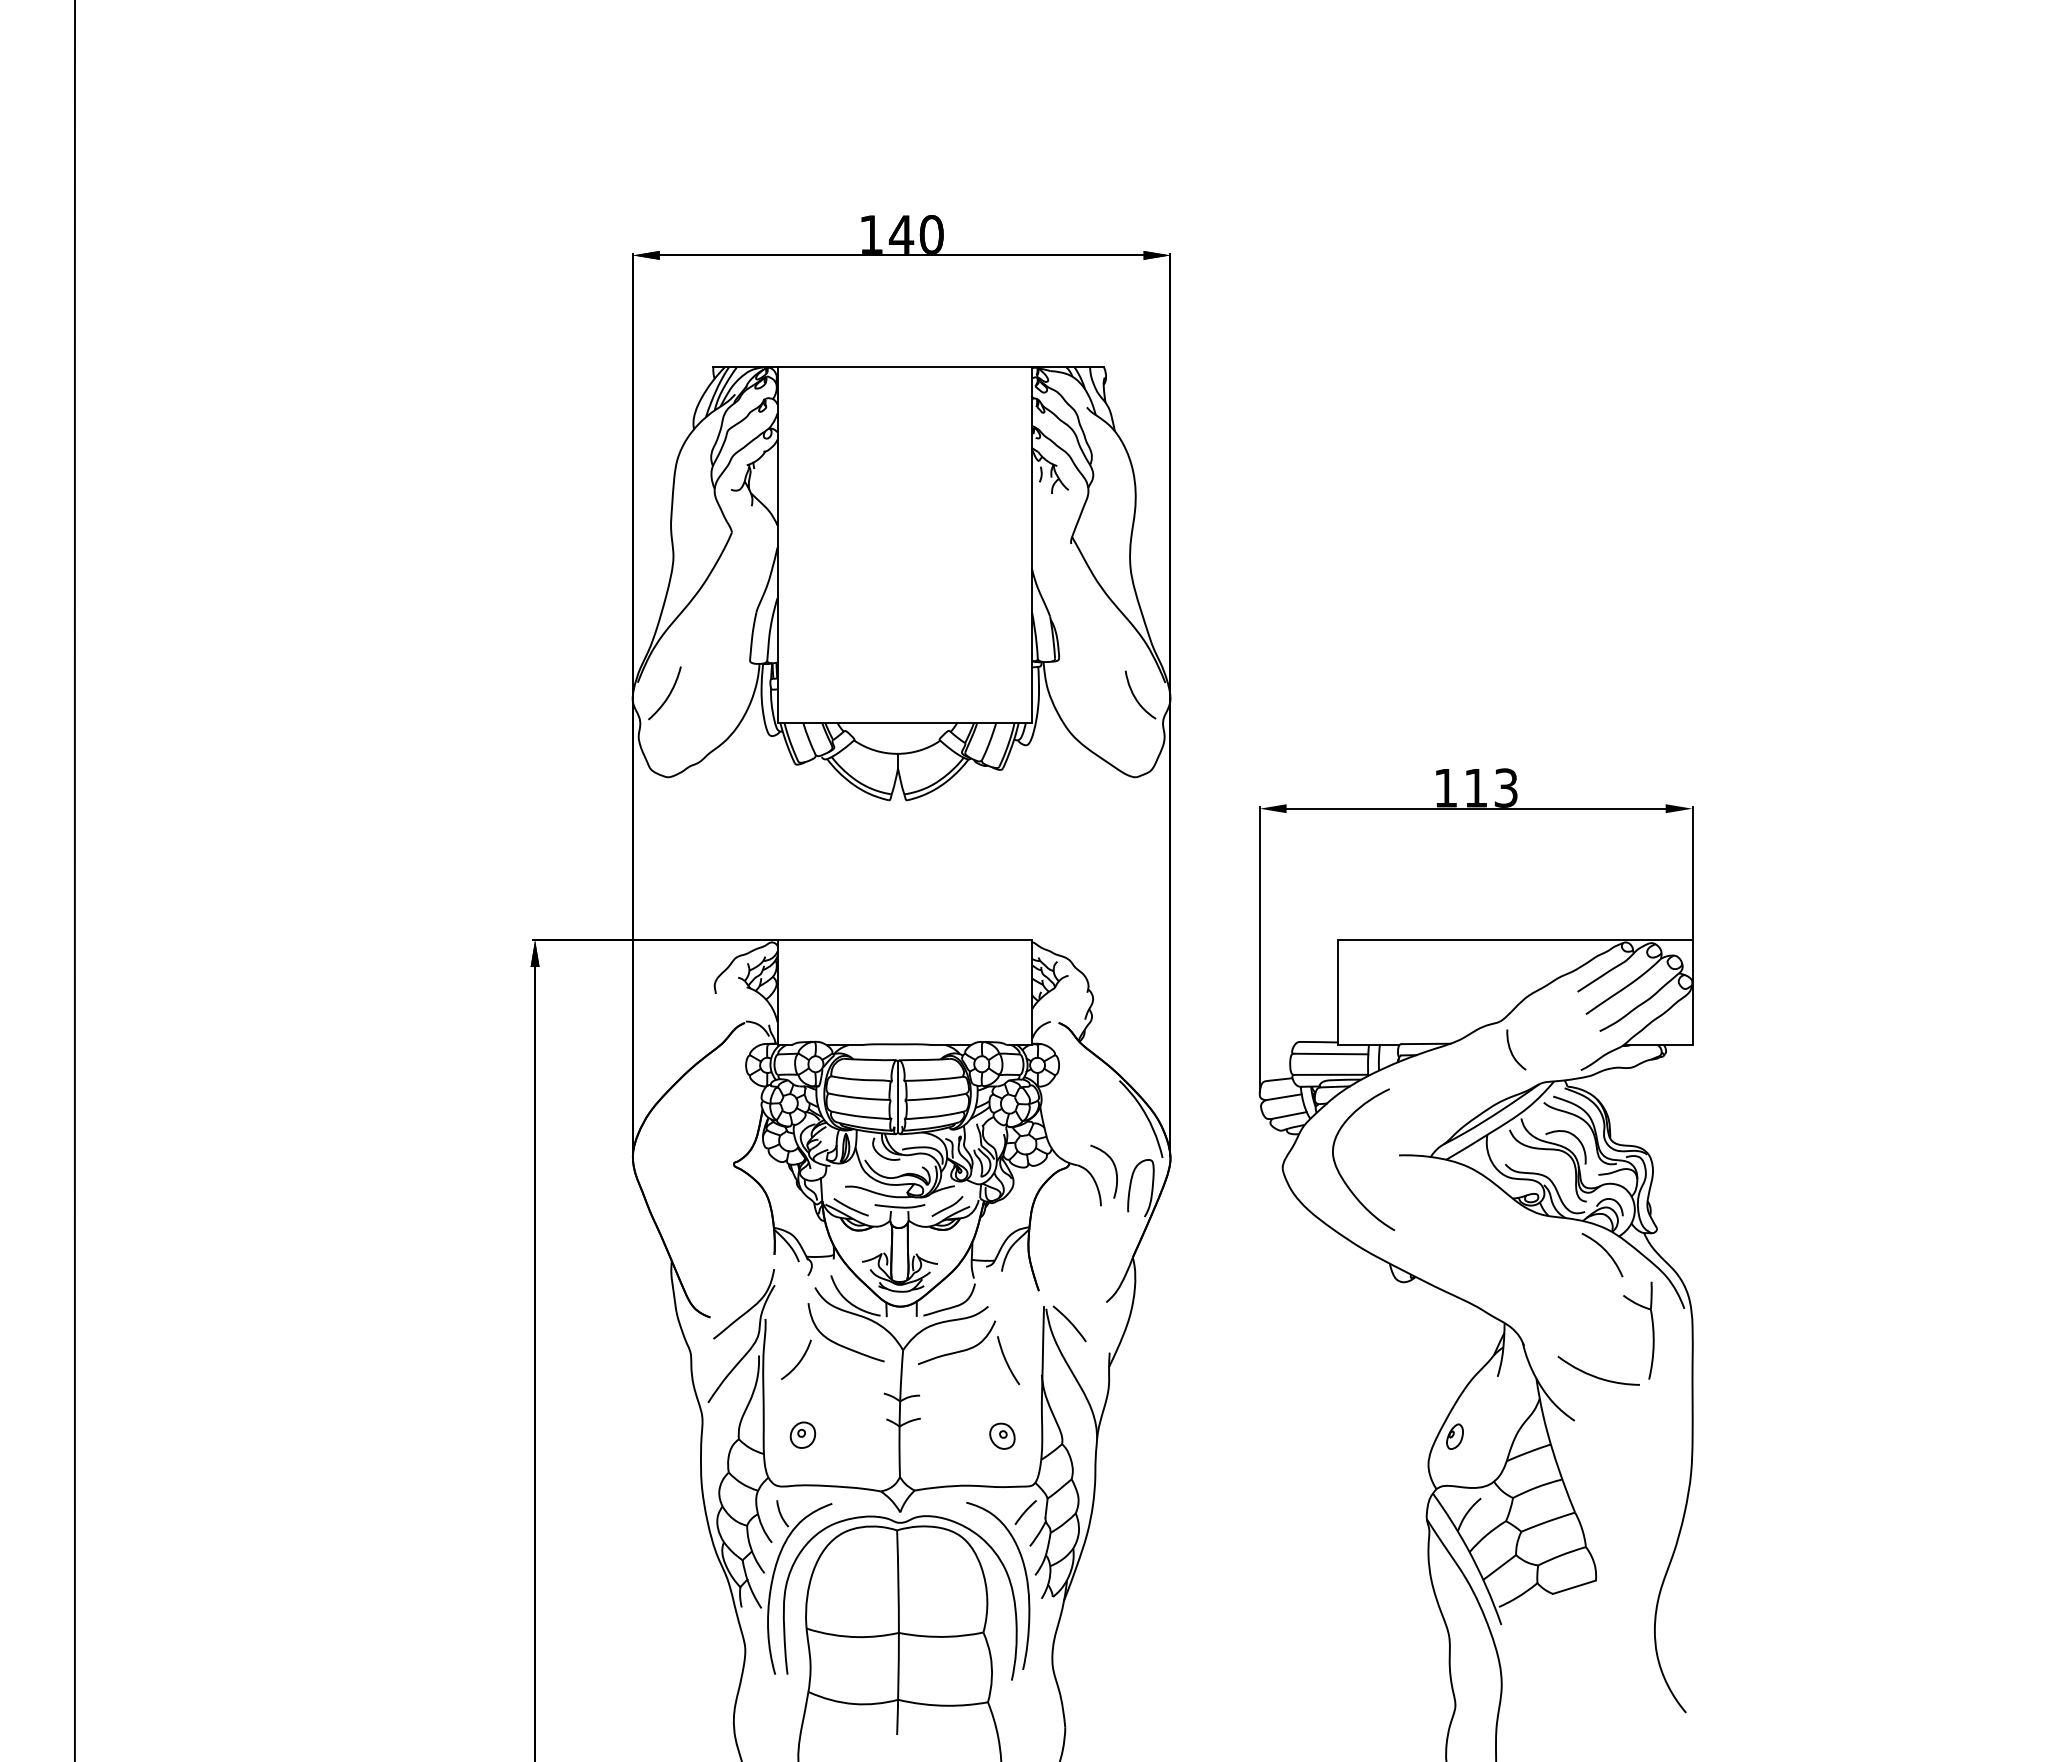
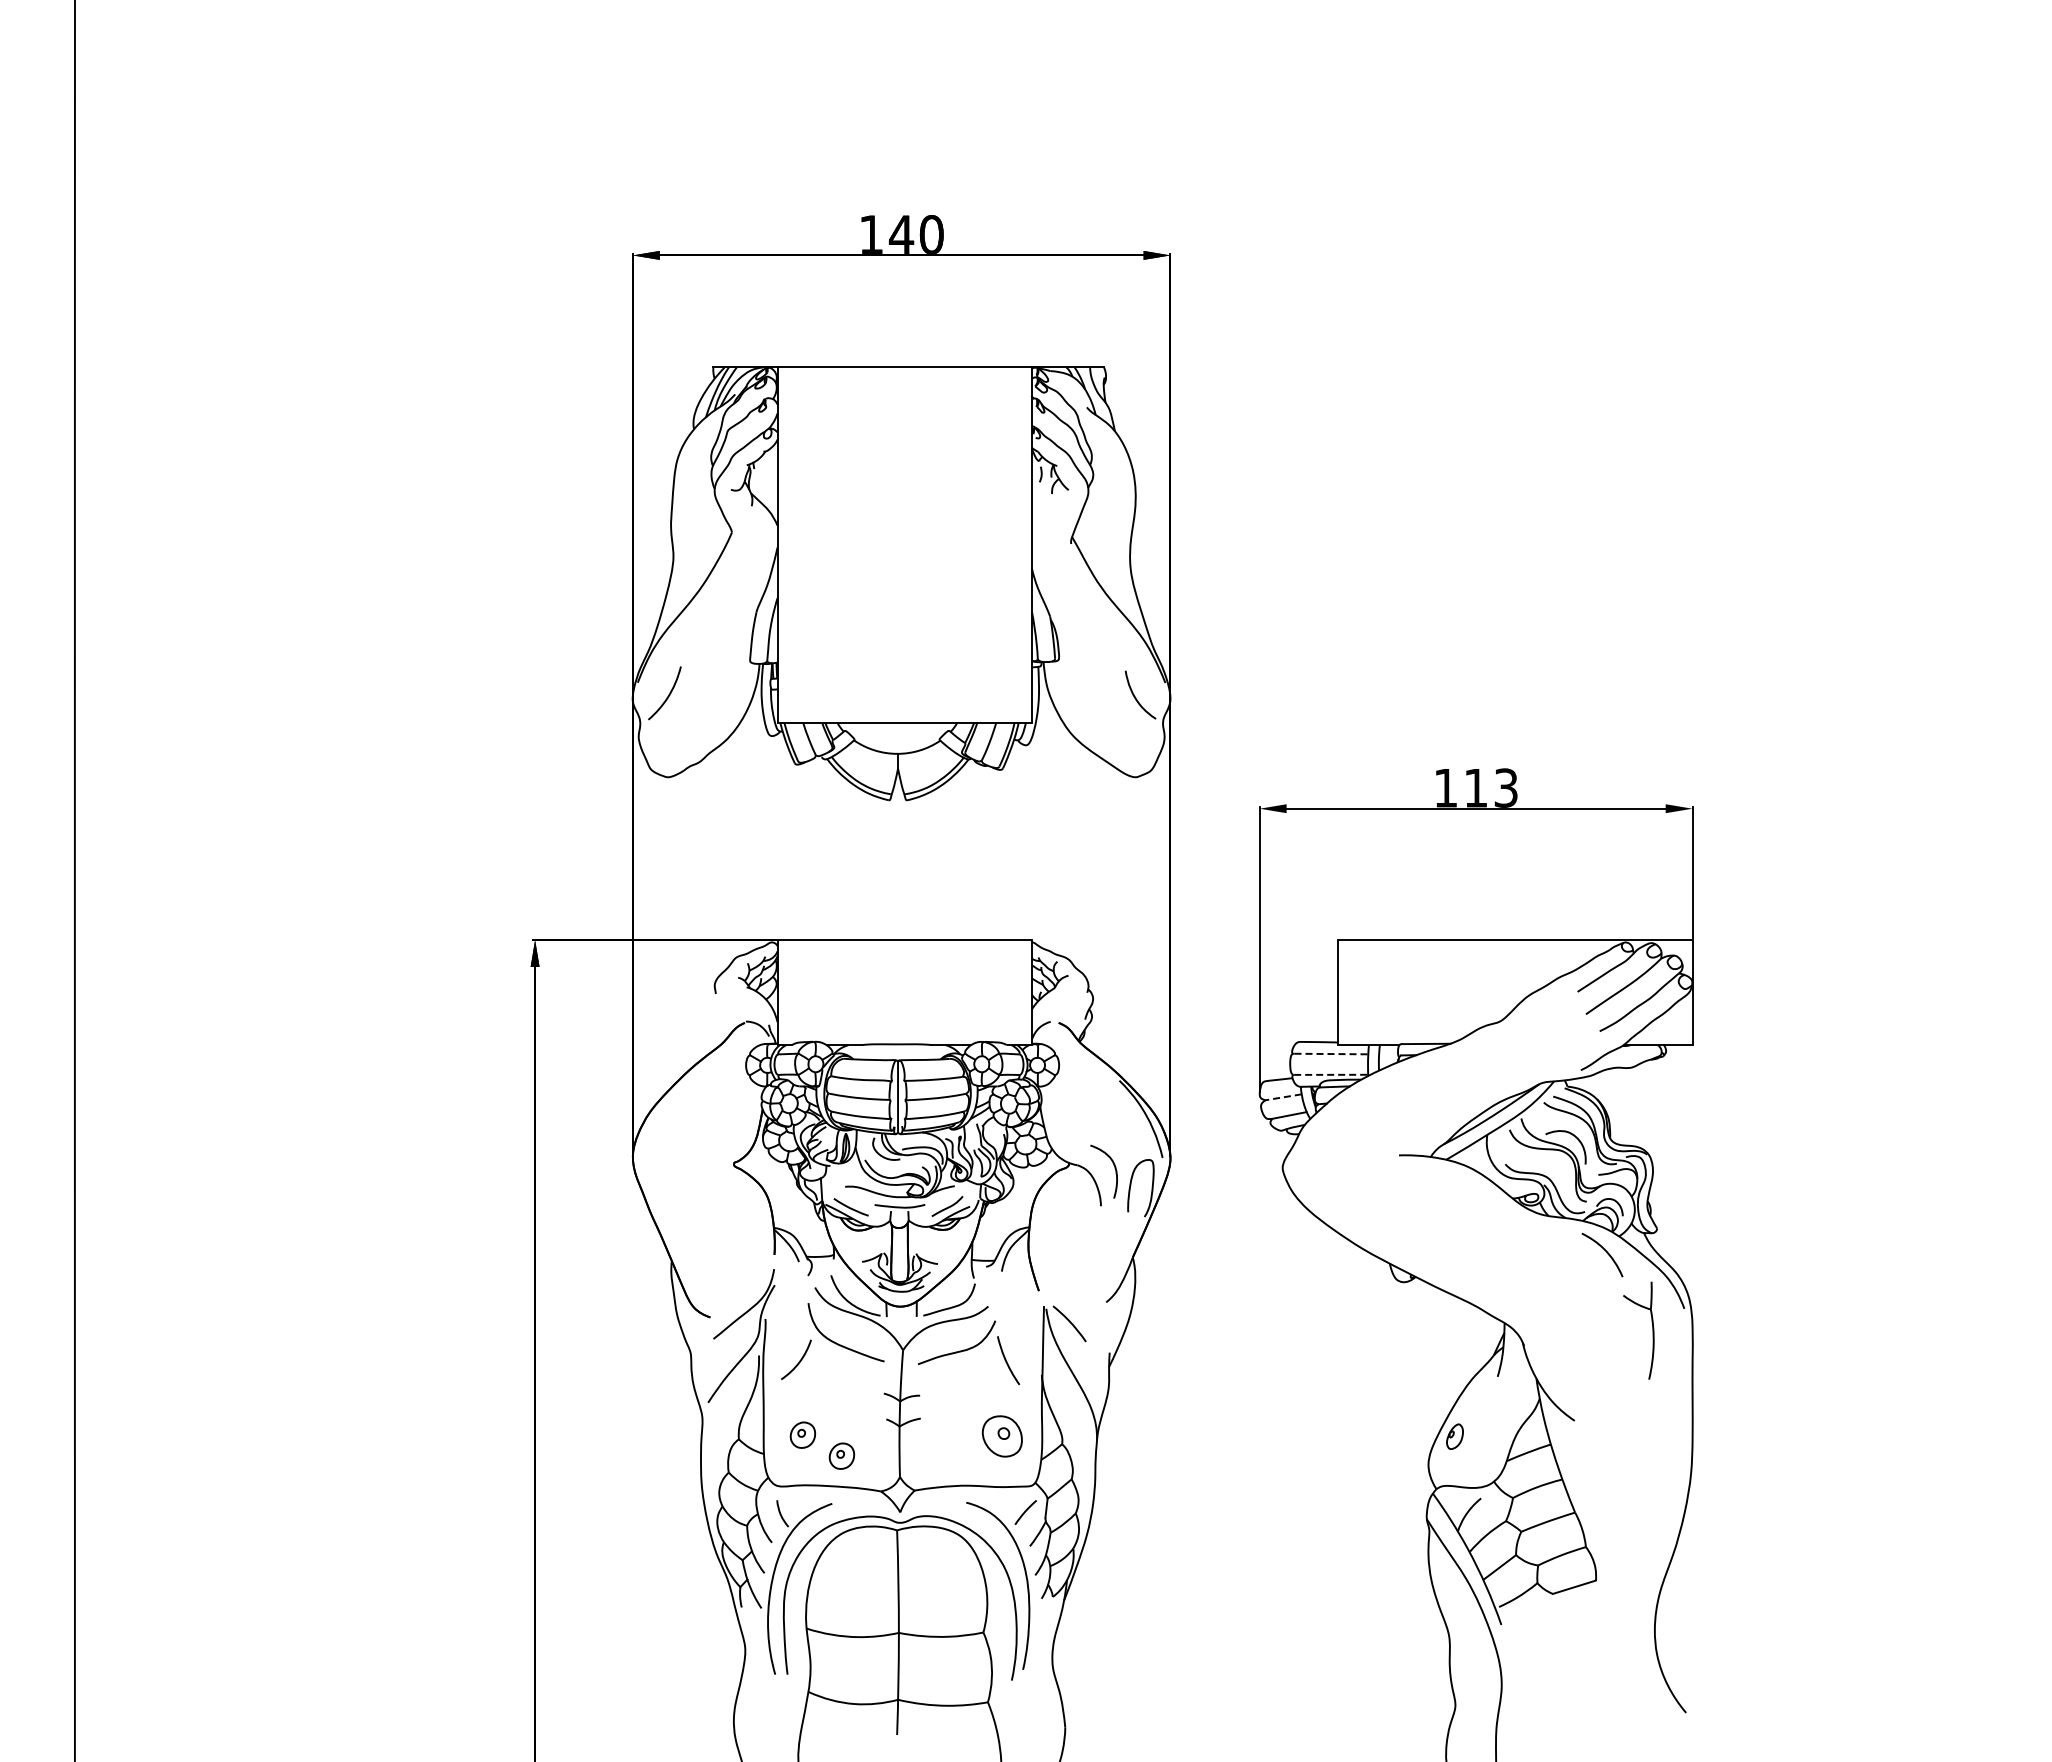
curve: present -> none (1511, 1049)
line: solid -> dashed (1331, 1054)
line: solid -> dashed (1331, 1074)
line: solid -> dashed (1283, 1097)
curve: present -> none (1339, 1171)
curve: present -> none (1597, 1376)
part size: 27x28 px -> 42x43 px (1001, 1436)
part: none -> present (841, 1455)
